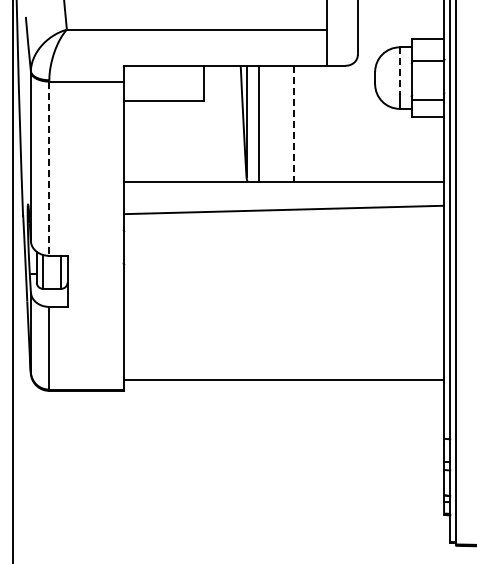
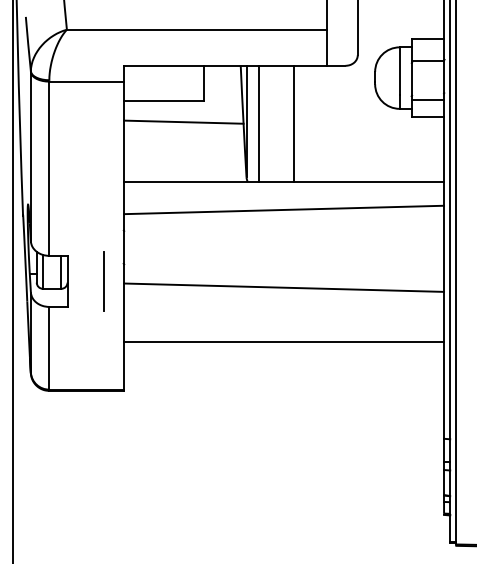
line: dashed -> solid (399, 71)
line: none -> present (183, 121)
line: dashed -> solid (293, 124)
line: dashed -> solid (49, 169)
line: none -> present (103, 281)
line: none -> present (284, 287)
line position: (284, 379) -> (284, 341) (284, 341)
